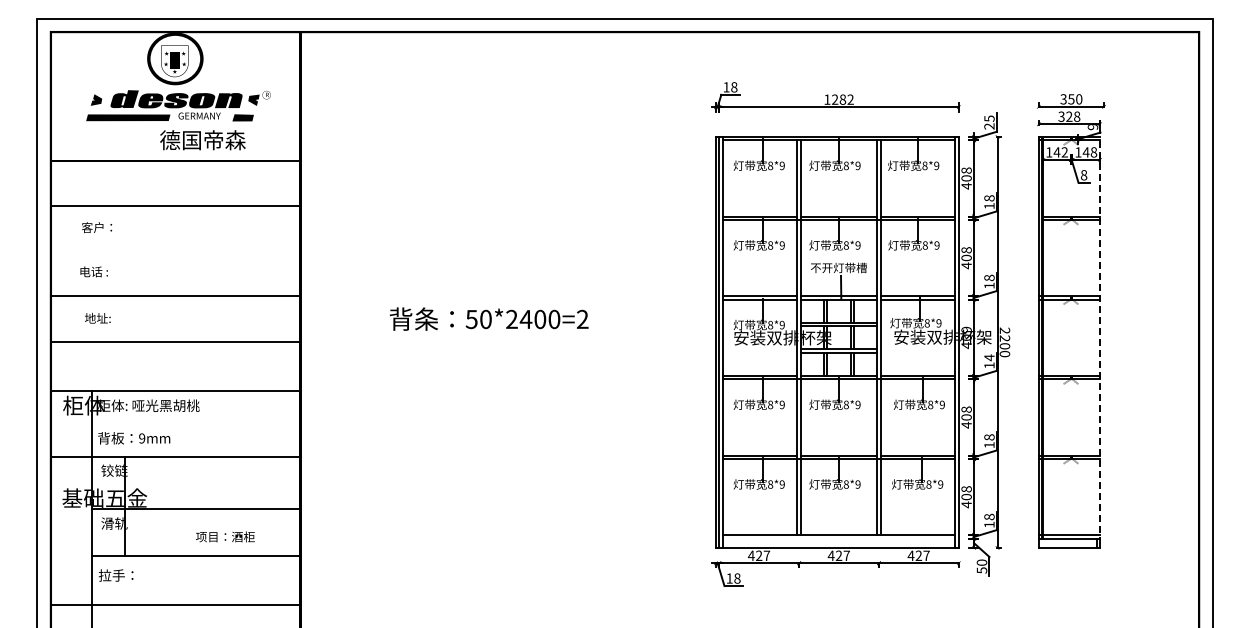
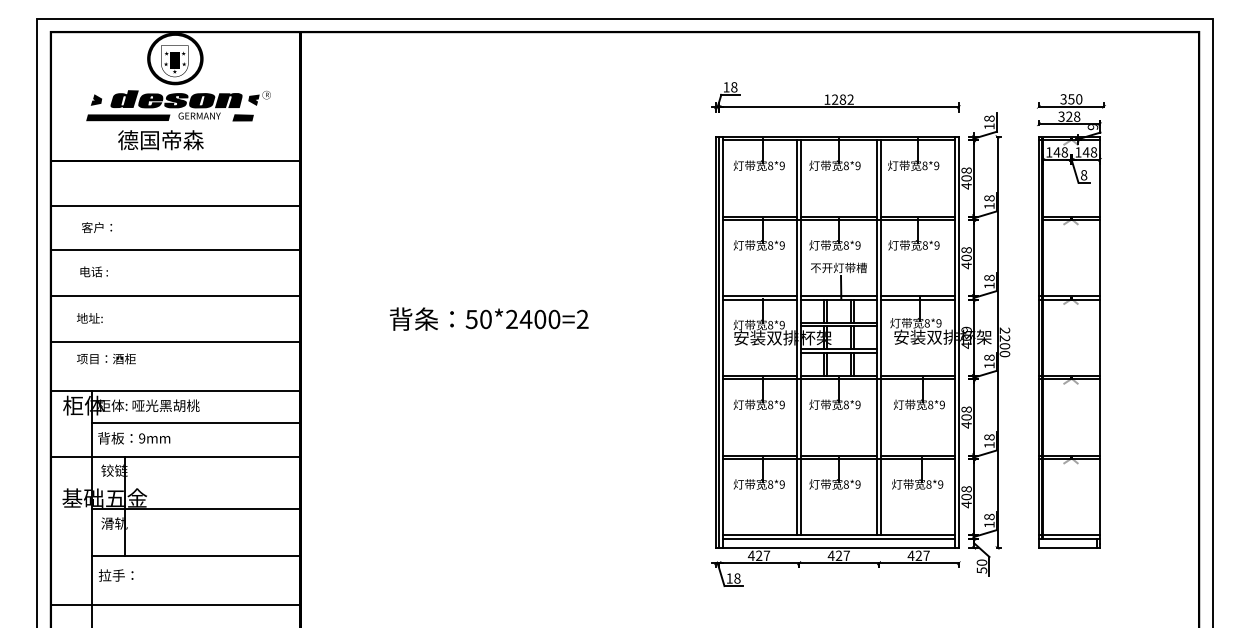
text: 25 -> 18 (989, 122)
text position: (202, 140) -> (160, 140) (160, 140)
text: 142 -> 148 (1064, 152)
line: none -> present (176, 250)
text position: (97, 318) -> (89, 318) (89, 318)
line: dashed -> solid (1100, 340)
text: 14 -> 18 (989, 357)
line: none -> present (196, 422)
text position: (225, 536) -> (106, 358) (106, 358)
line: none -> present (838, 538)
